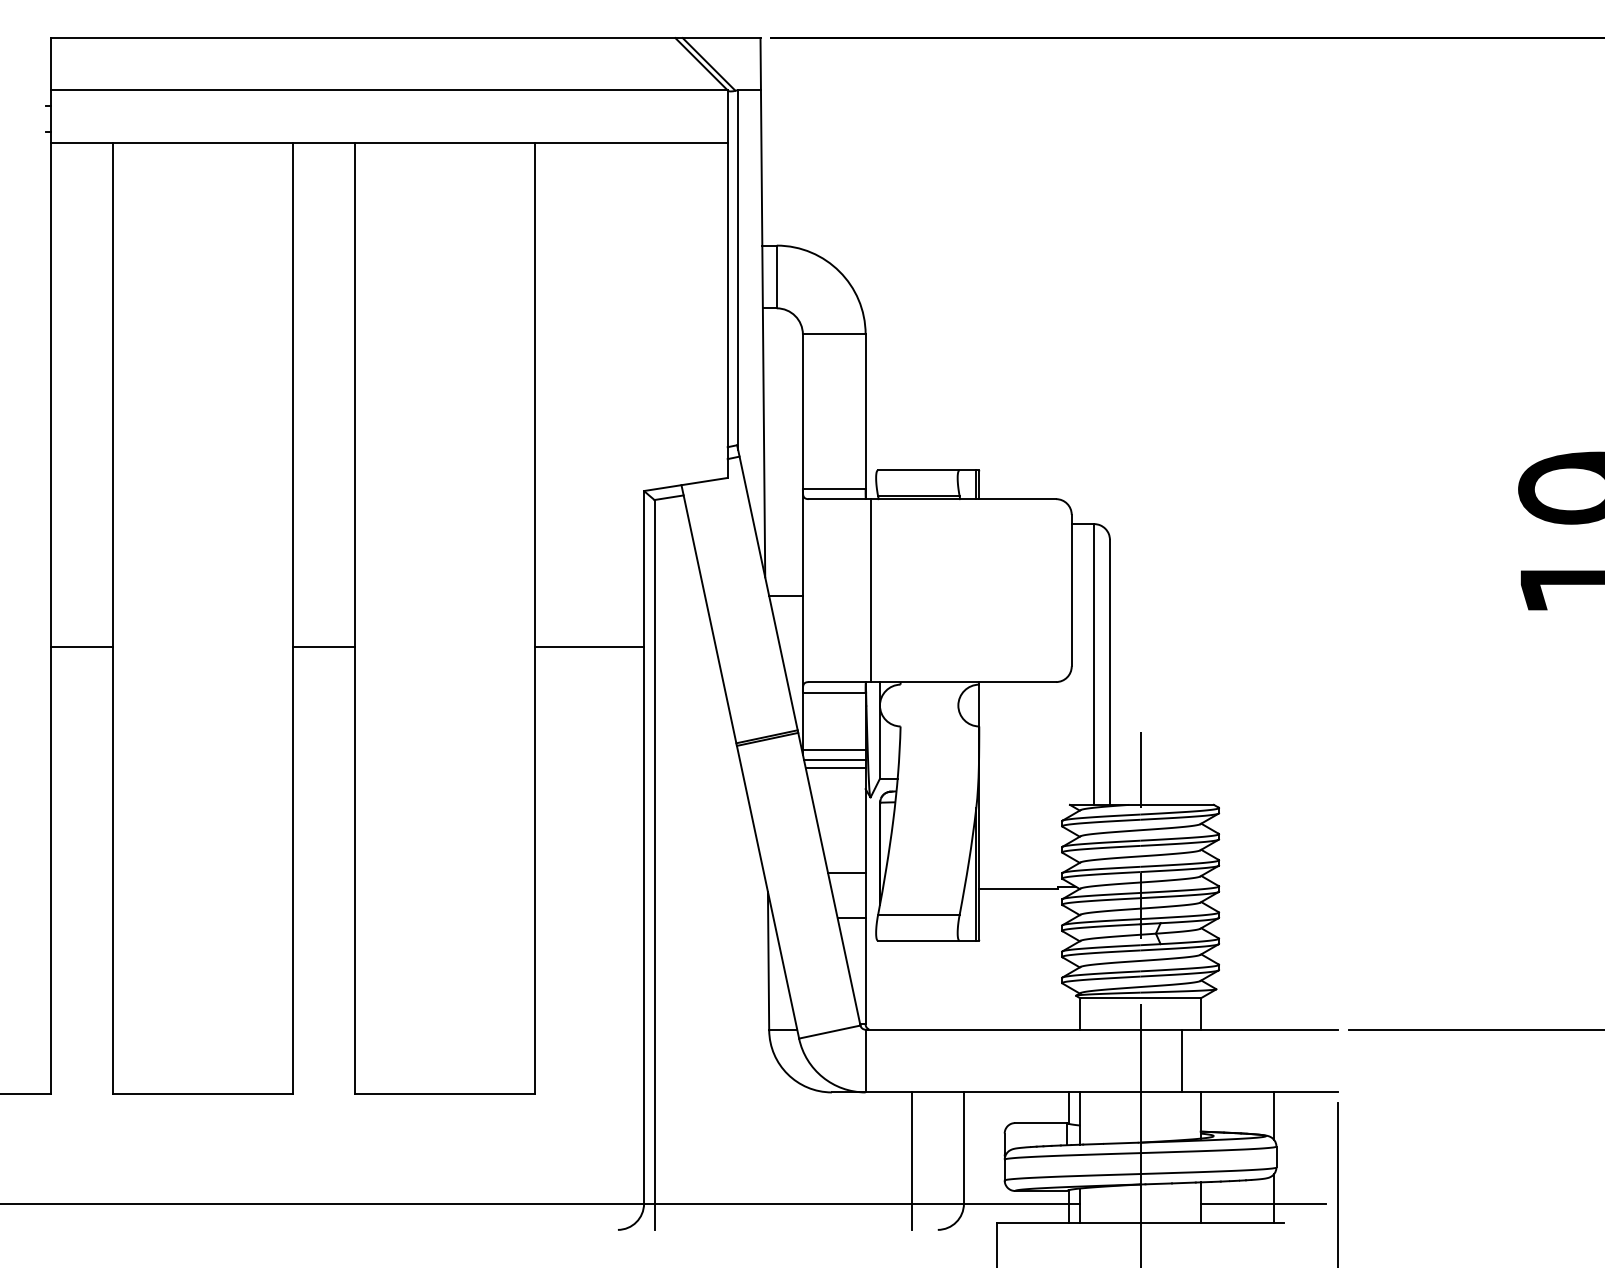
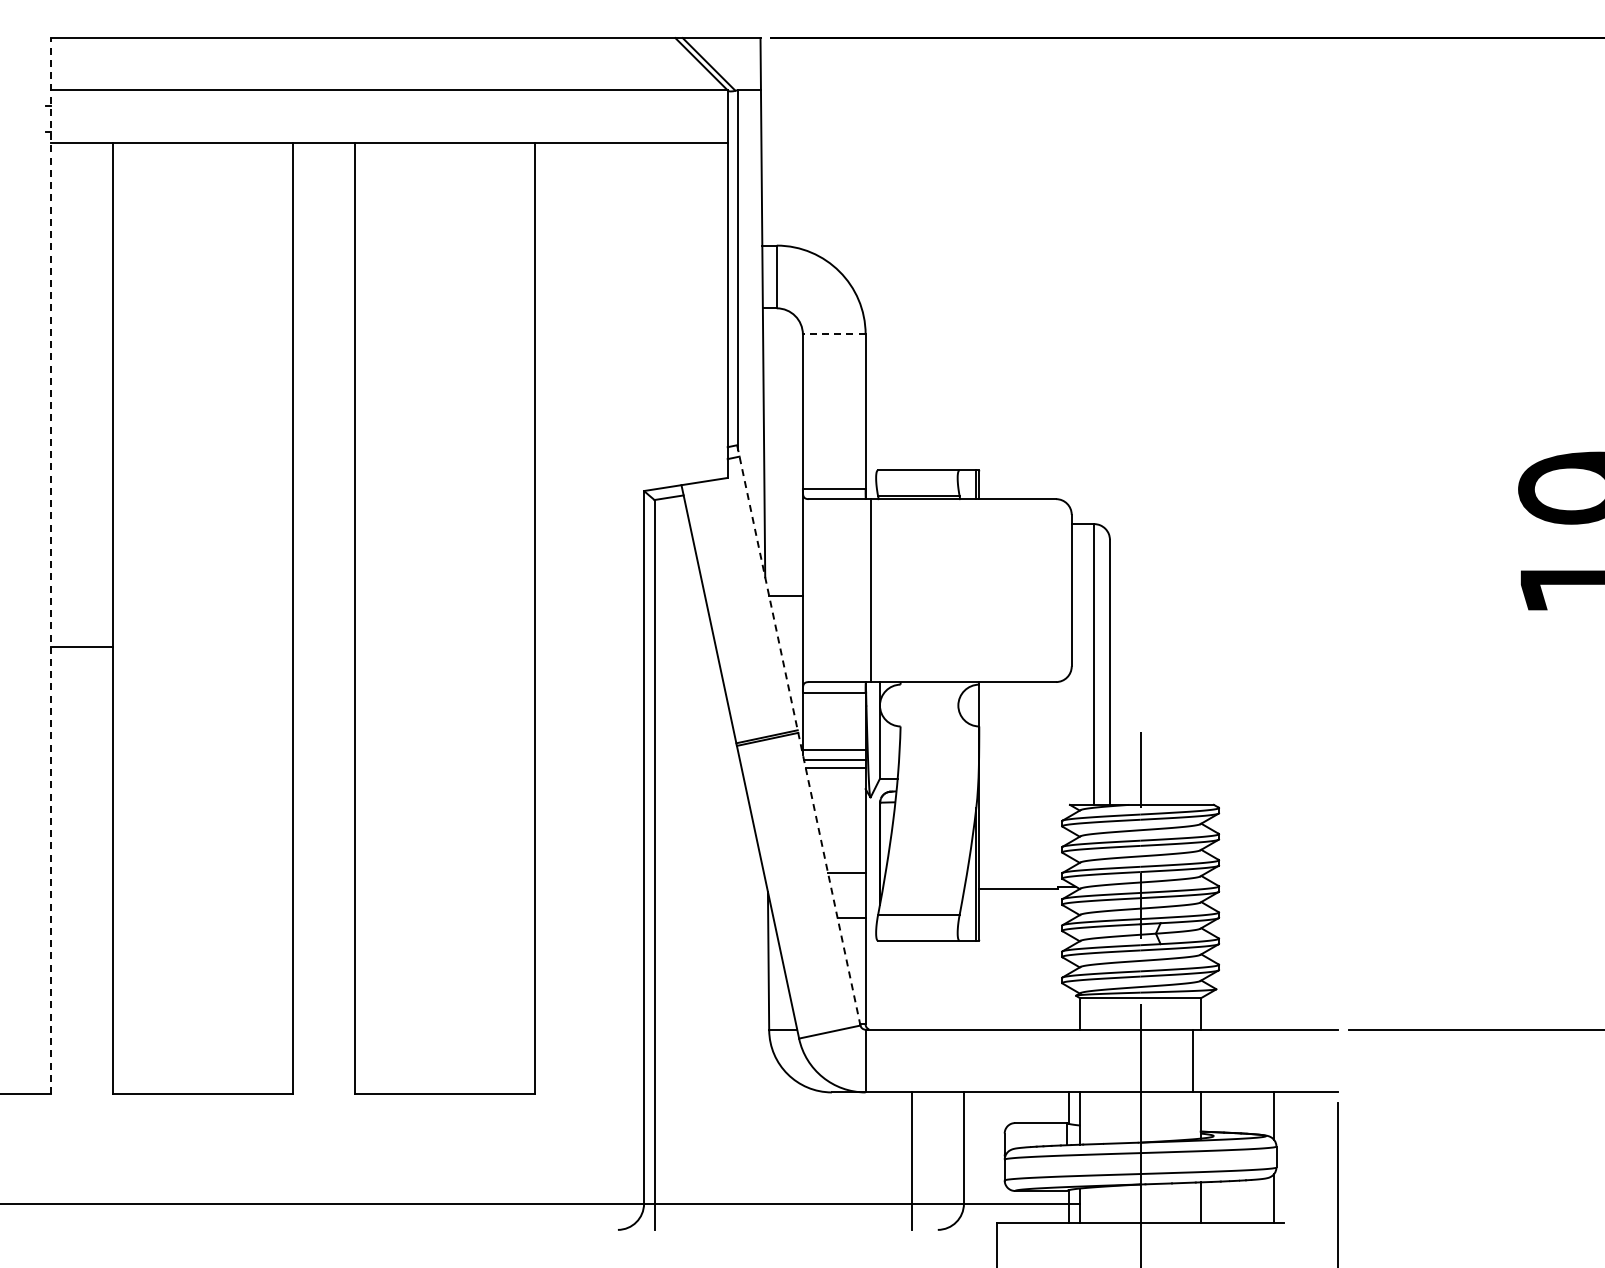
line: solid -> dashed (833, 334)
line: solid -> dashed (50, 566)
line: present -> none (323, 647)
line: present -> none (589, 647)
line: solid -> dashed (798, 735)
line position: (1181, 1060) -> (1192, 1060) (1192, 1060)
line: present -> none (1263, 1203)
